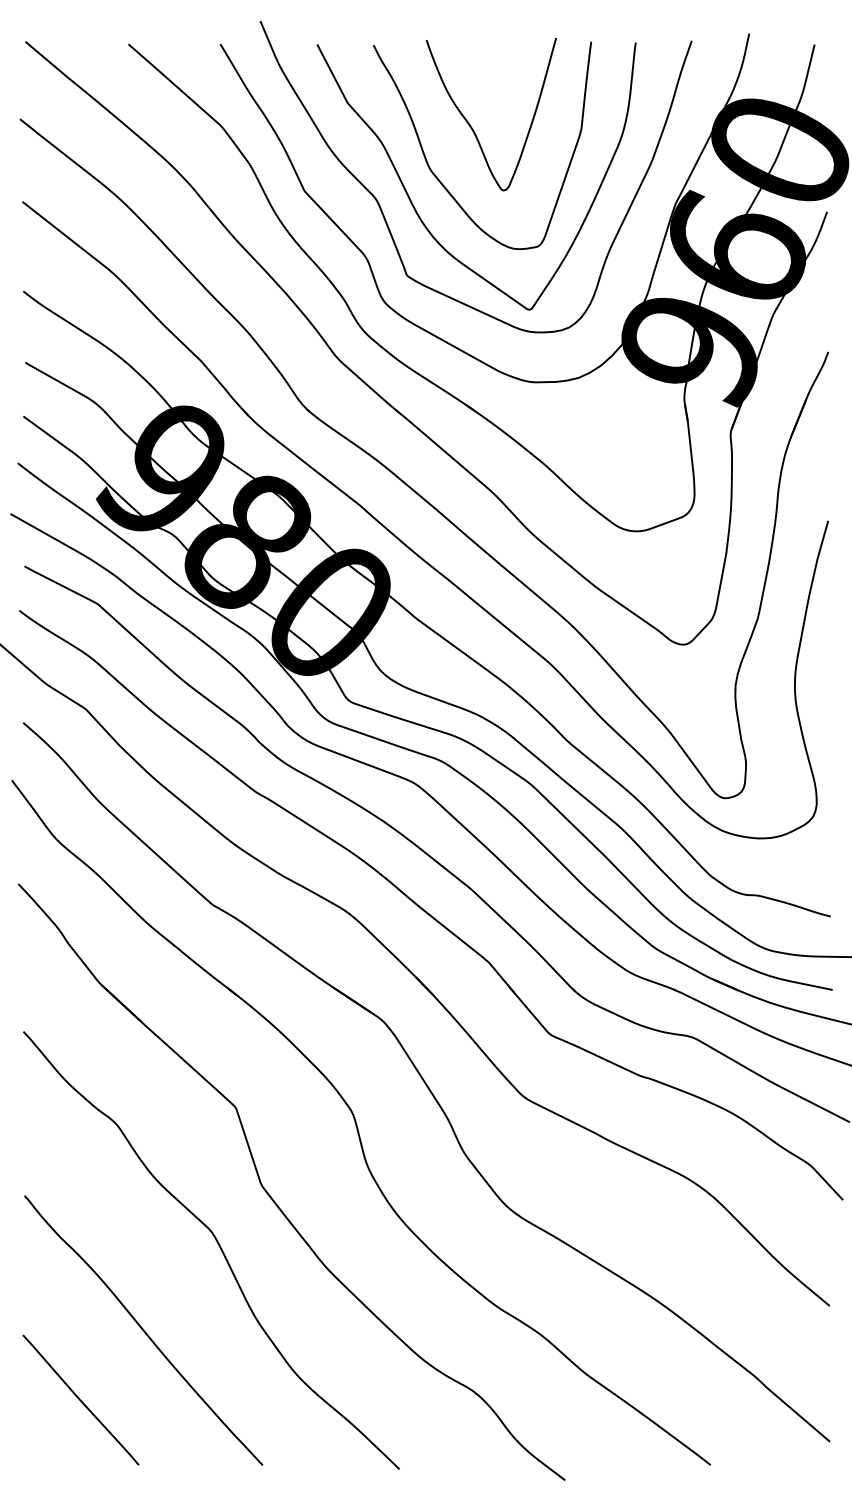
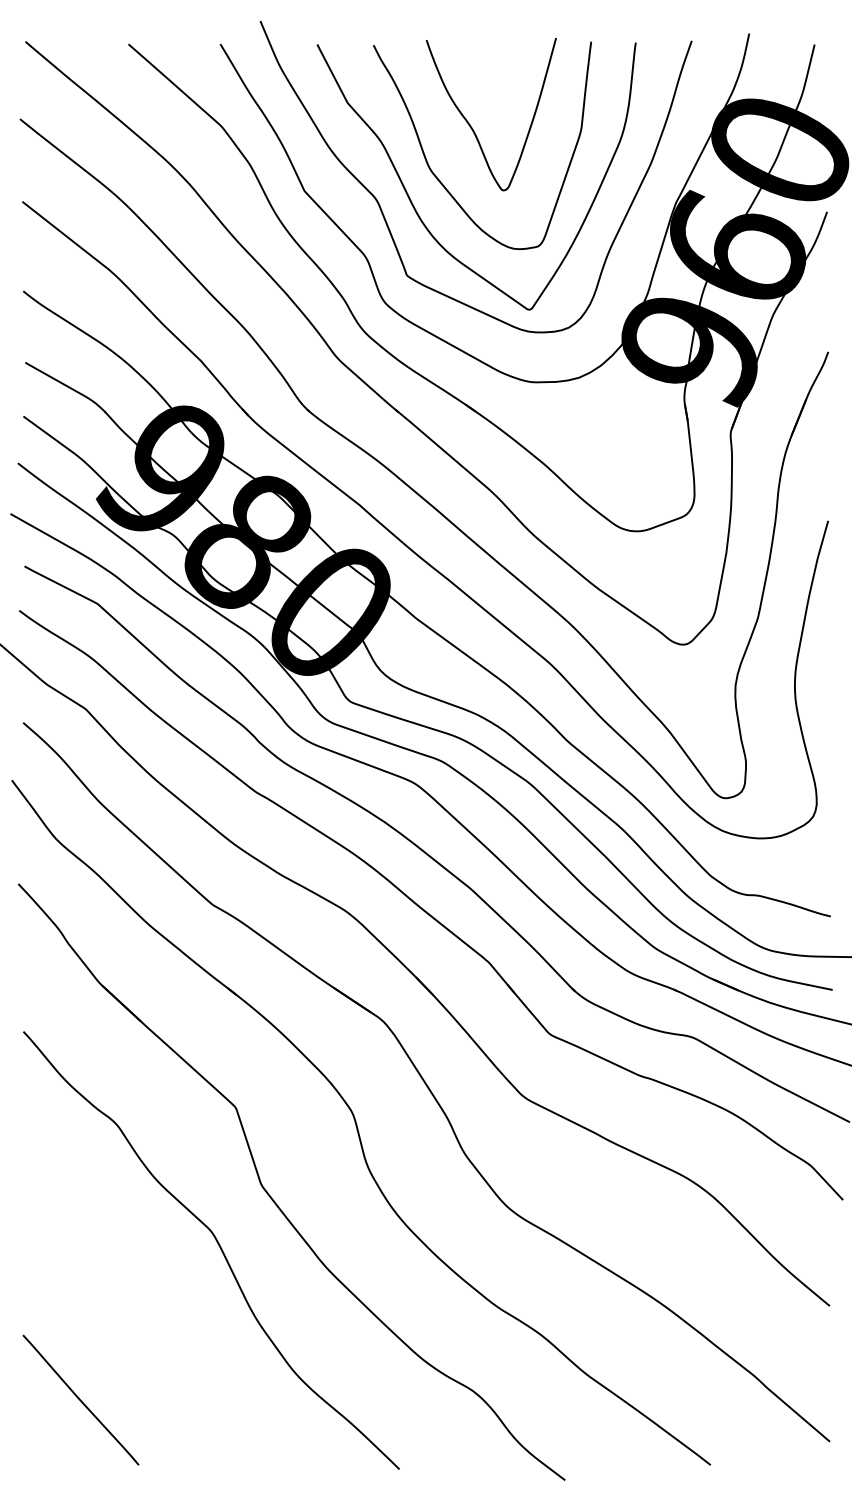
curve: present -> none (143, 1330)
